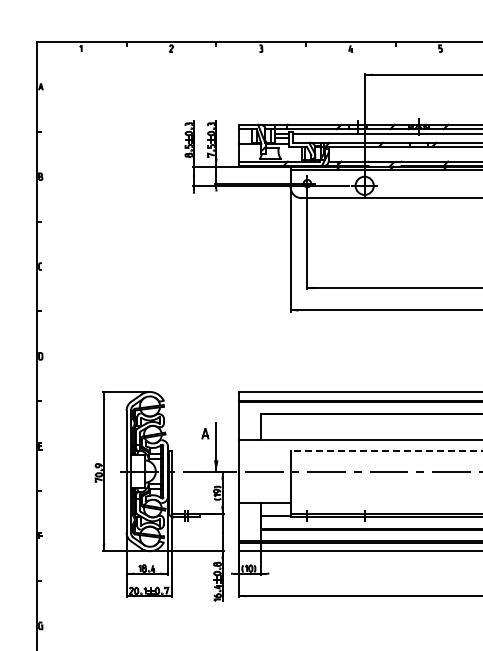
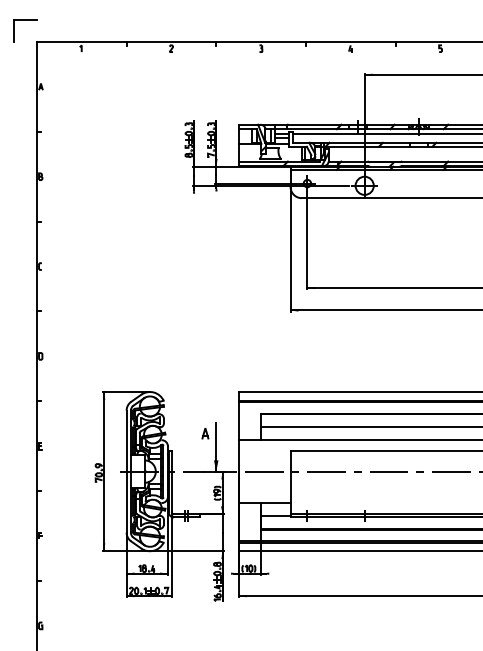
part: none -> present (25, 20)
line: none -> present (370, 427)
line: dashed -> solid (386, 451)
